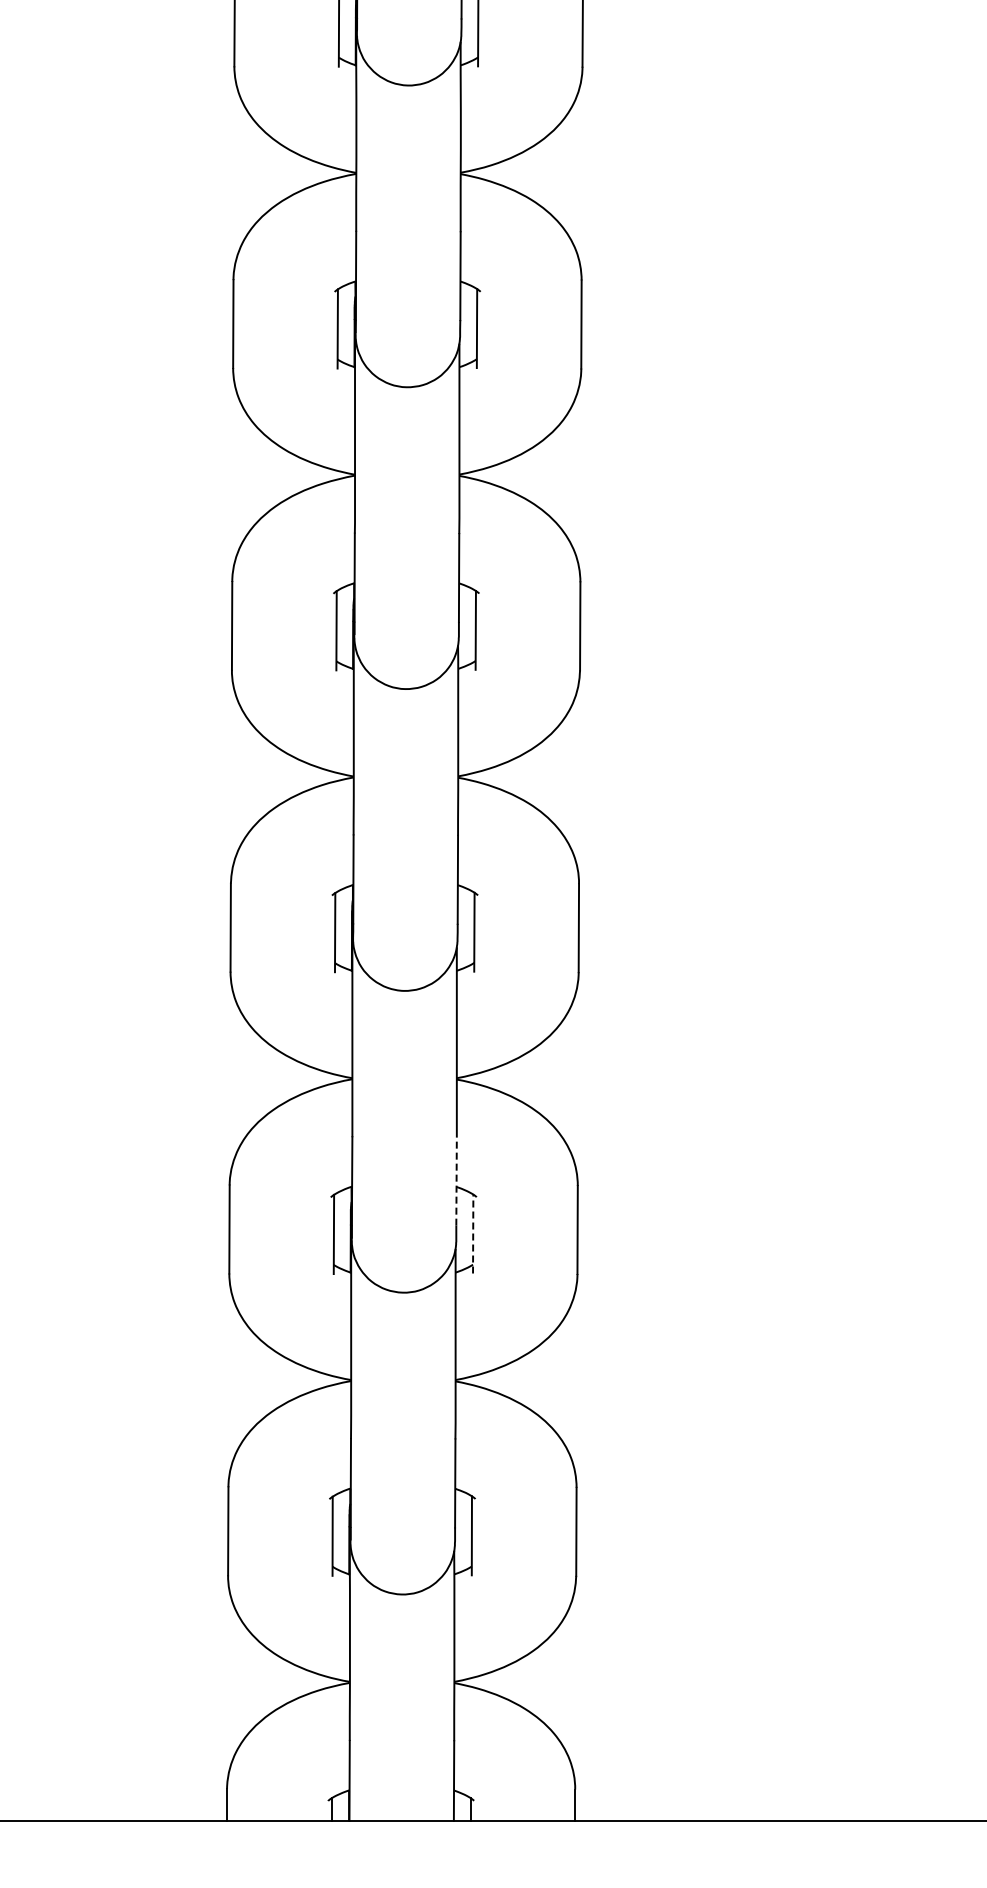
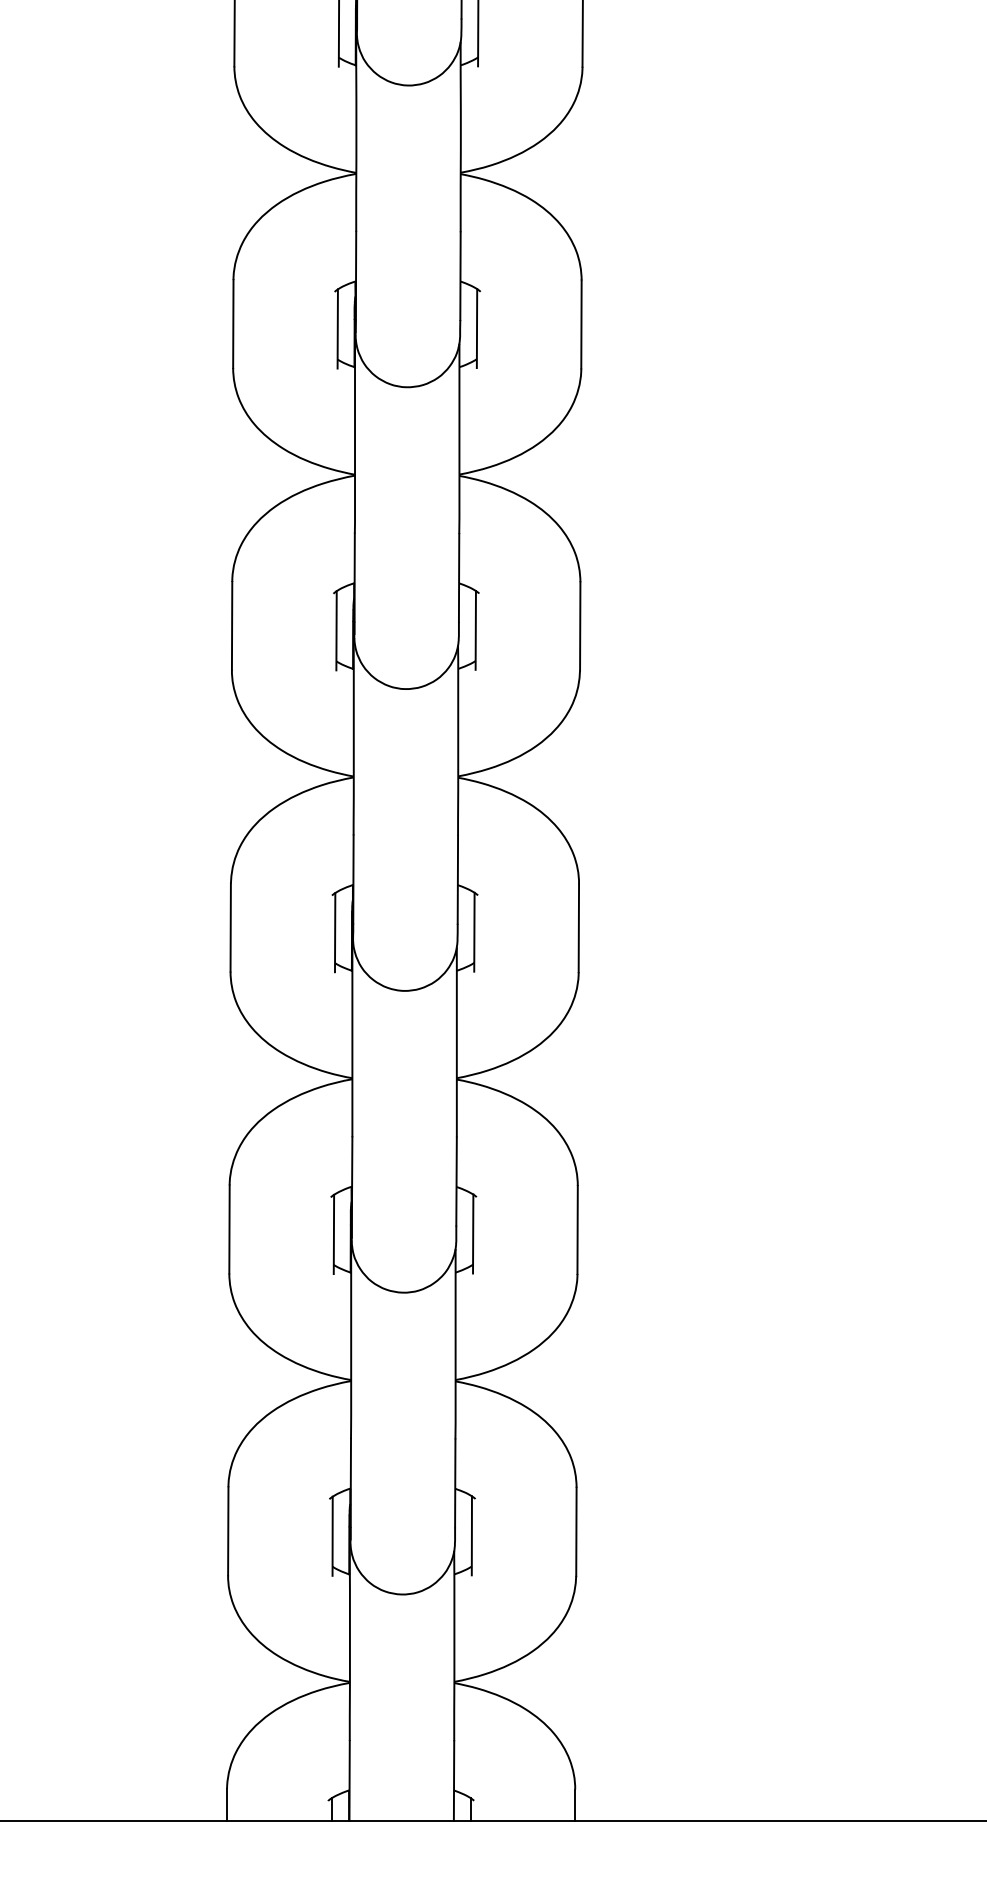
line: dashed -> solid (456, 1181)
line: dashed -> solid (473, 1234)
